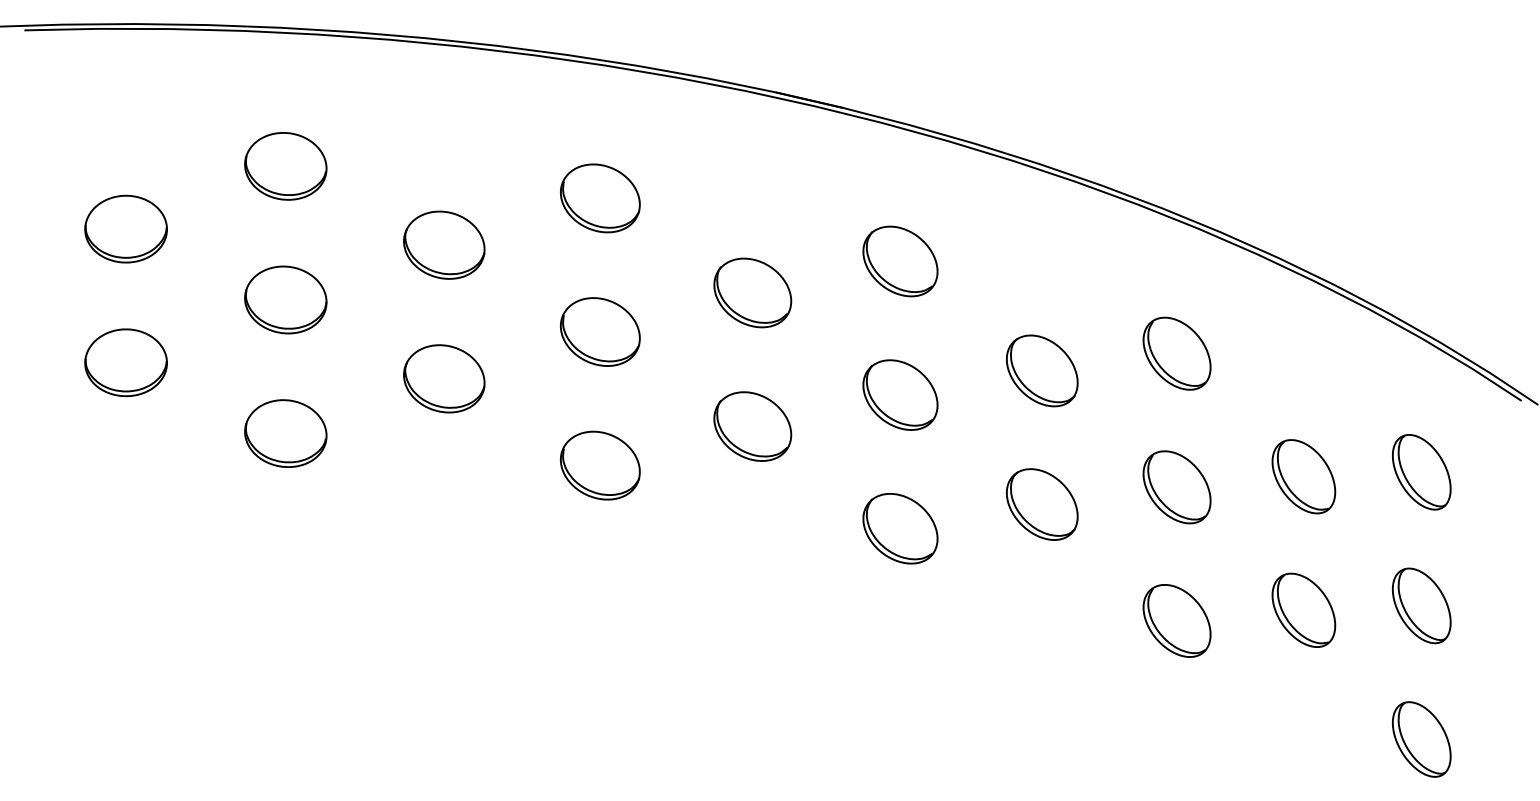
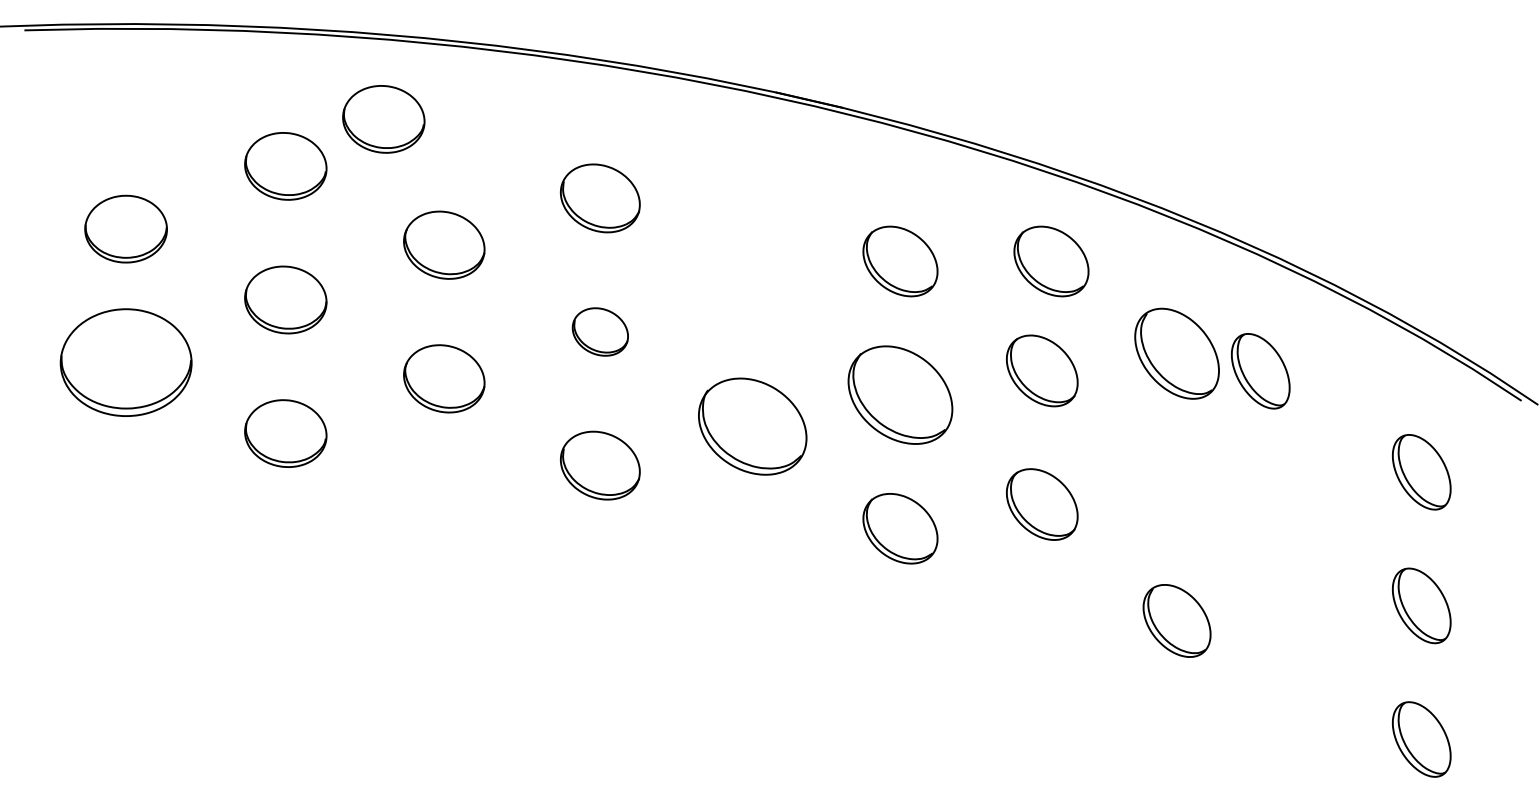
part: none -> present (383, 119)
part: none -> present (1051, 261)
part: present -> none (752, 292)
part size: 81x70 px -> 58x50 px (599, 331)
part size: 70x75 px -> 86x93 px (1176, 353)
part size: 84x70 px -> 134x109 px (125, 362)
part: none -> present (1260, 371)
part size: 77x72 px -> 107x100 px (900, 394)
part size: 80x71 px -> 110x99 px (752, 426)
part: present -> none (1303, 476)
part: present -> none (1176, 487)
part: present -> none (1303, 609)
